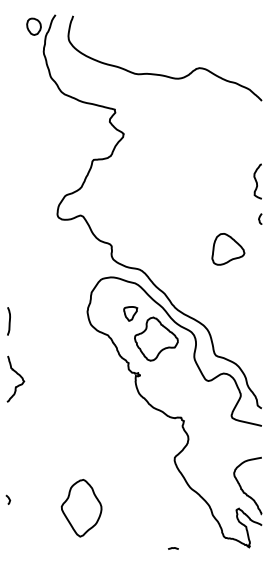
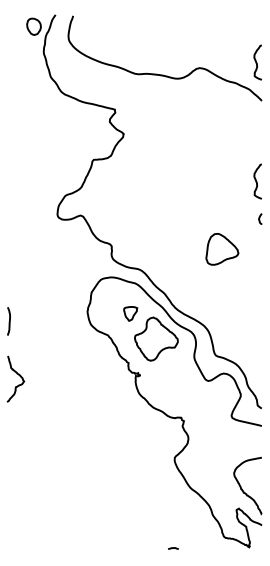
curve: none -> present (257, 62)
part position: (228, 249) -> (222, 249) (222, 249)
line: present -> none (8, 499)
part: present -> none (81, 508)
